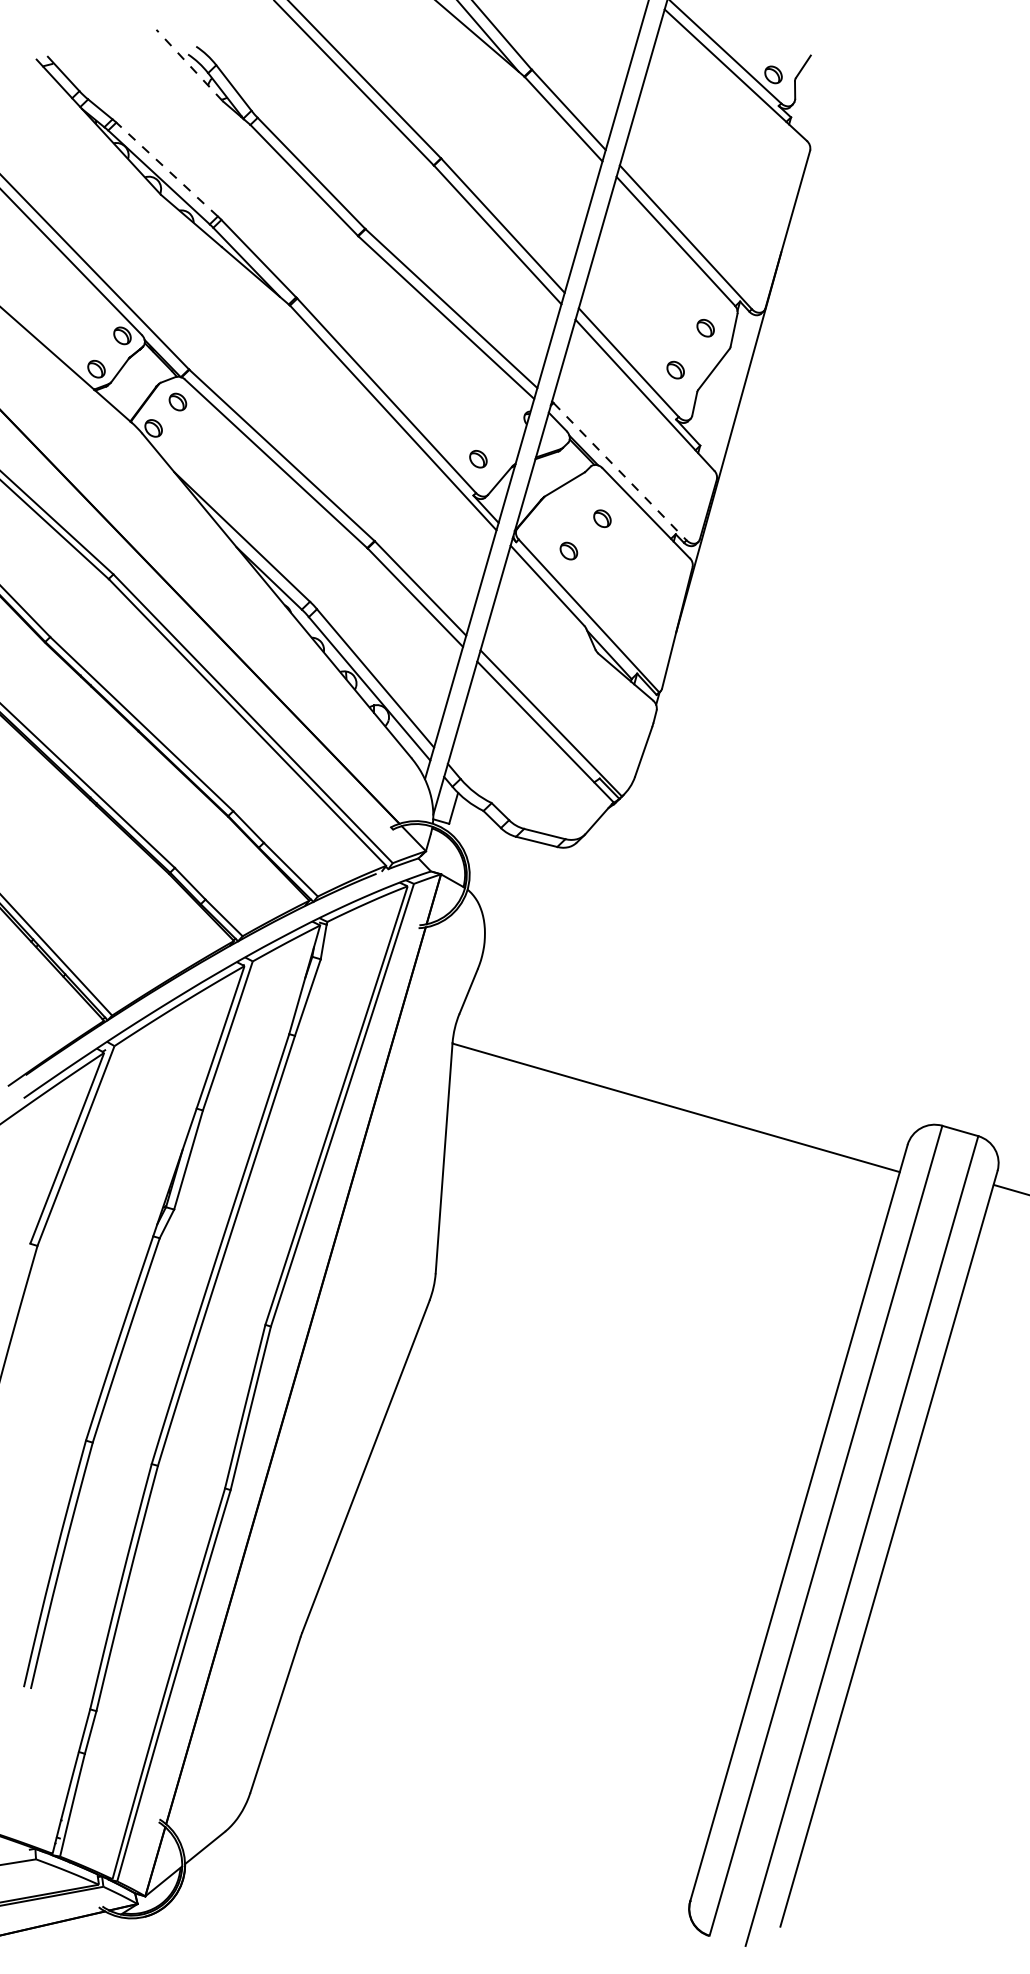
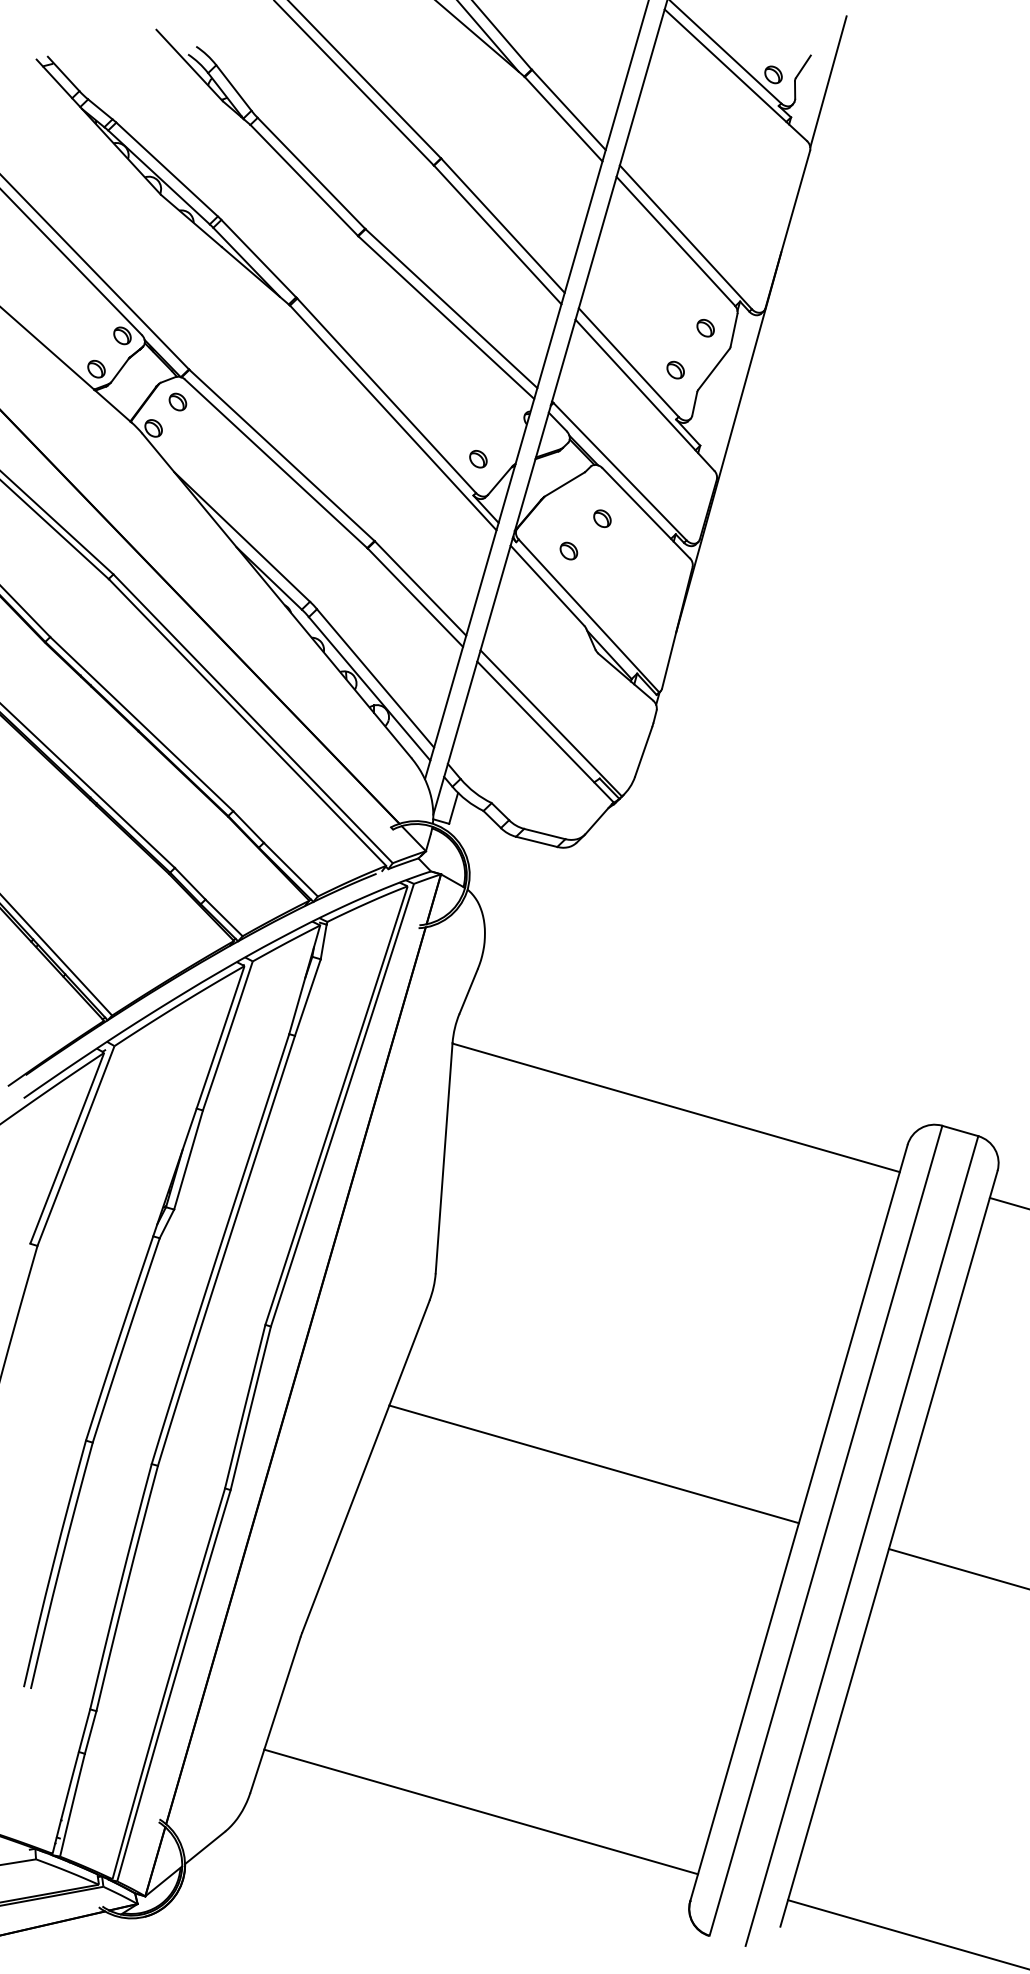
line: dashed -> solid (189, 64)
line: none -> present (828, 81)
line: dashed -> solid (166, 169)
line: dashed -> solid (620, 471)
line position: (1009, 1189) -> (1007, 1202) (1007, 1202)
line: none -> present (593, 1464)
line: none -> present (957, 1568)
line: none -> present (481, 1811)
line: none -> present (907, 1934)
